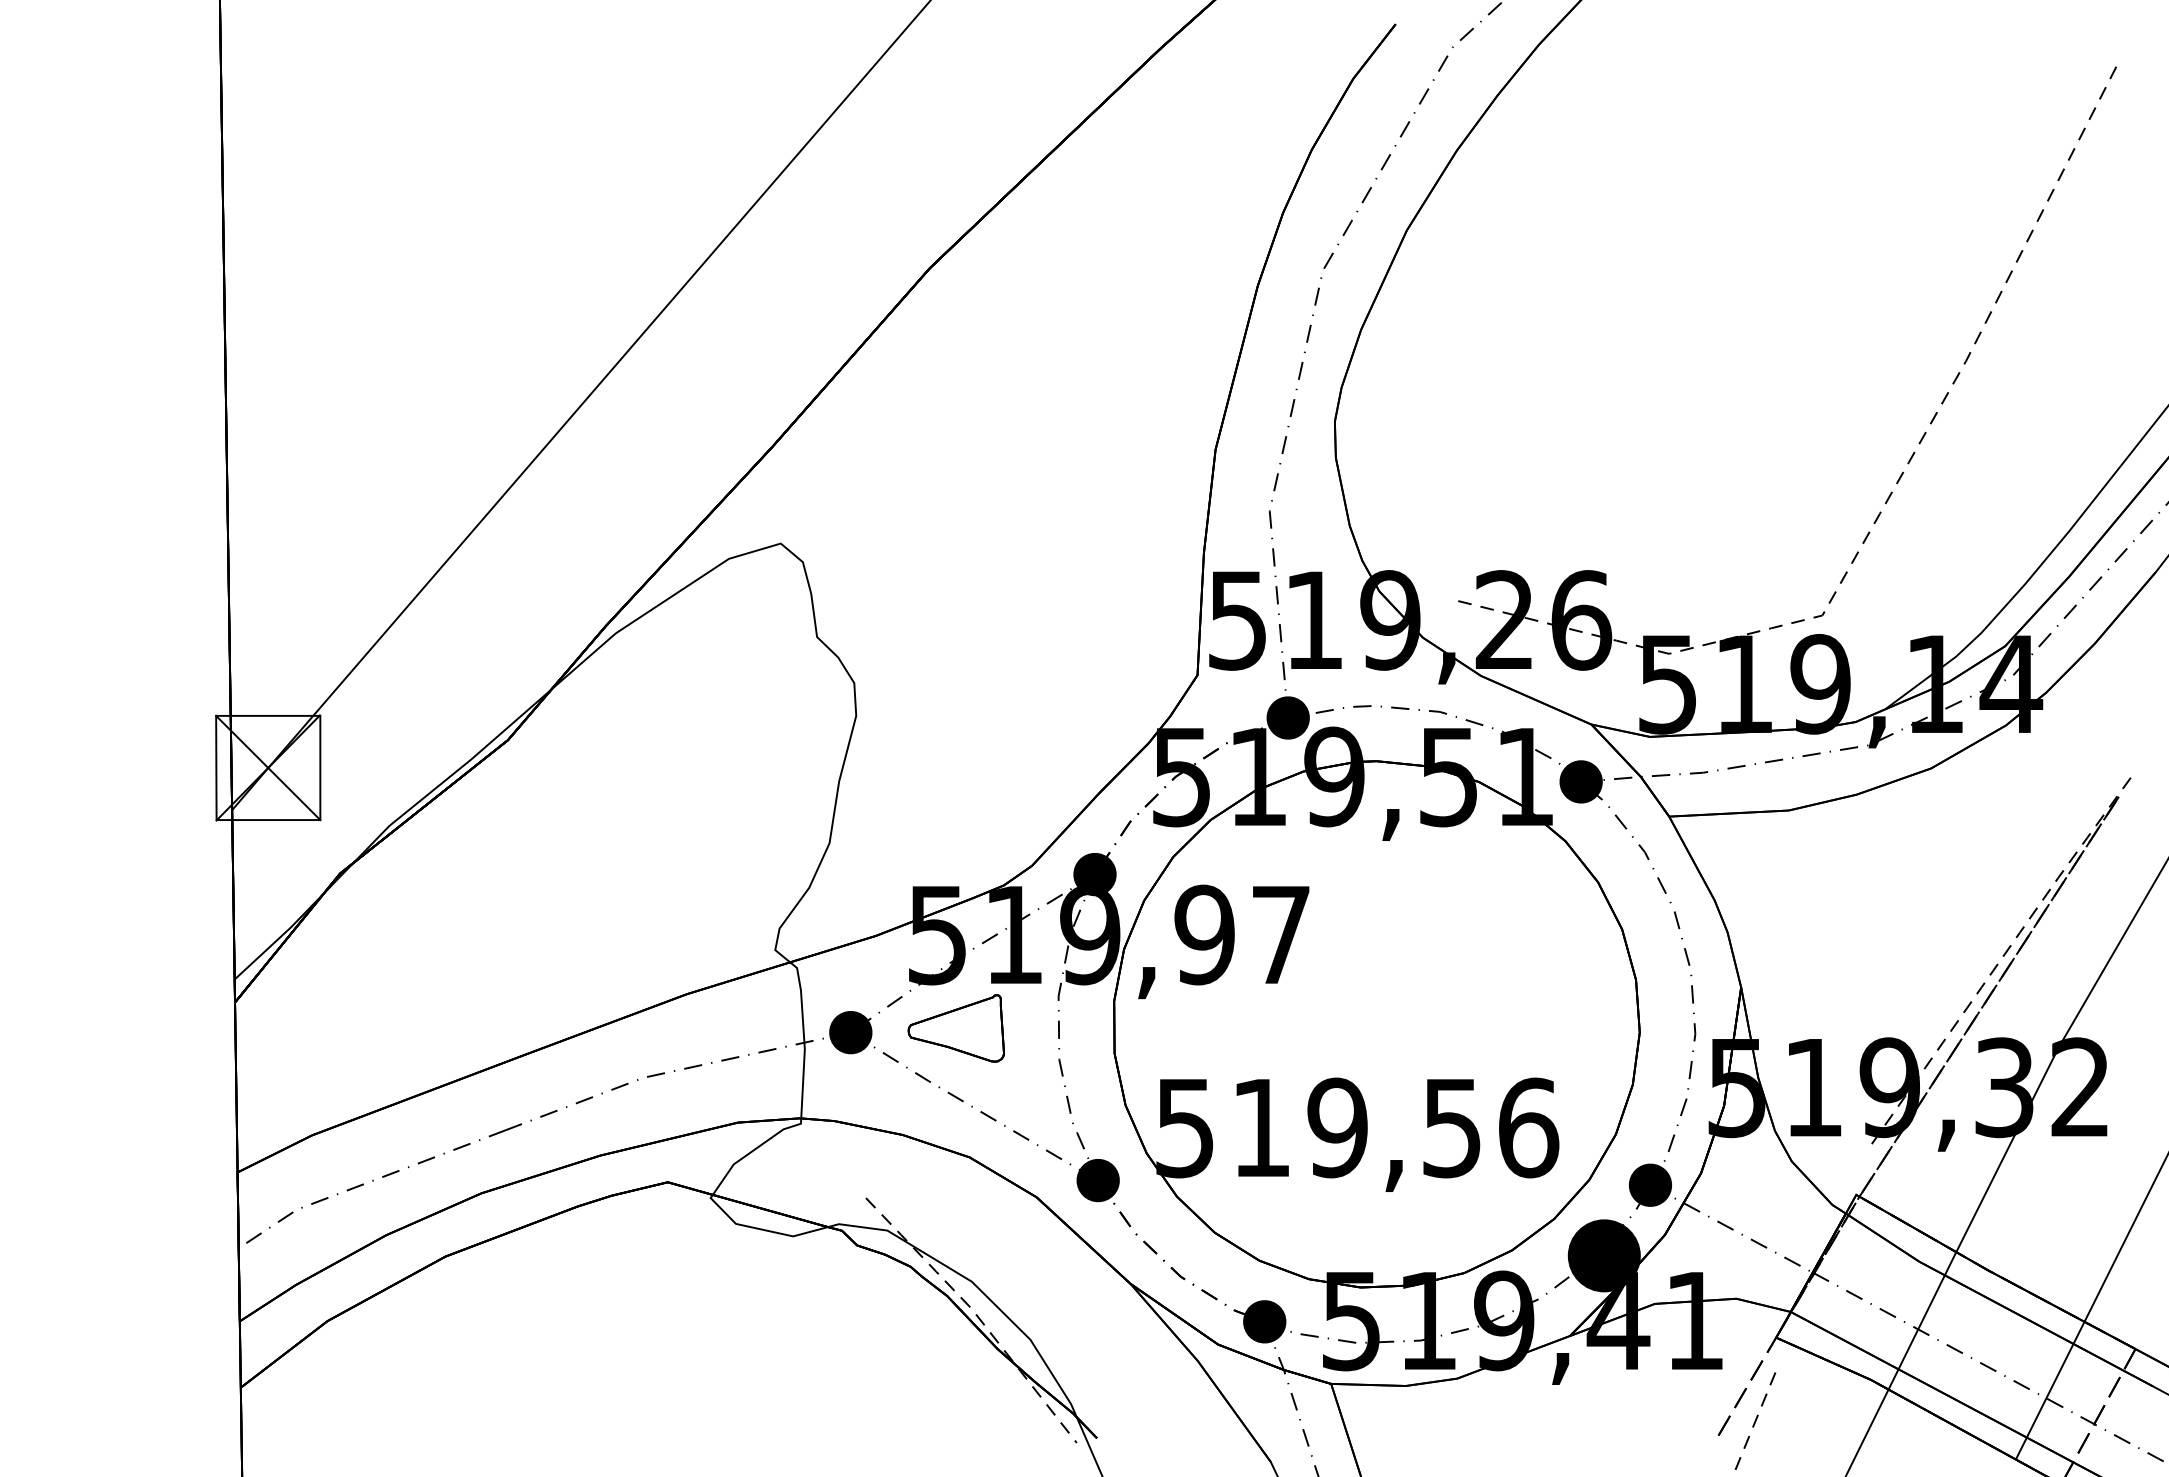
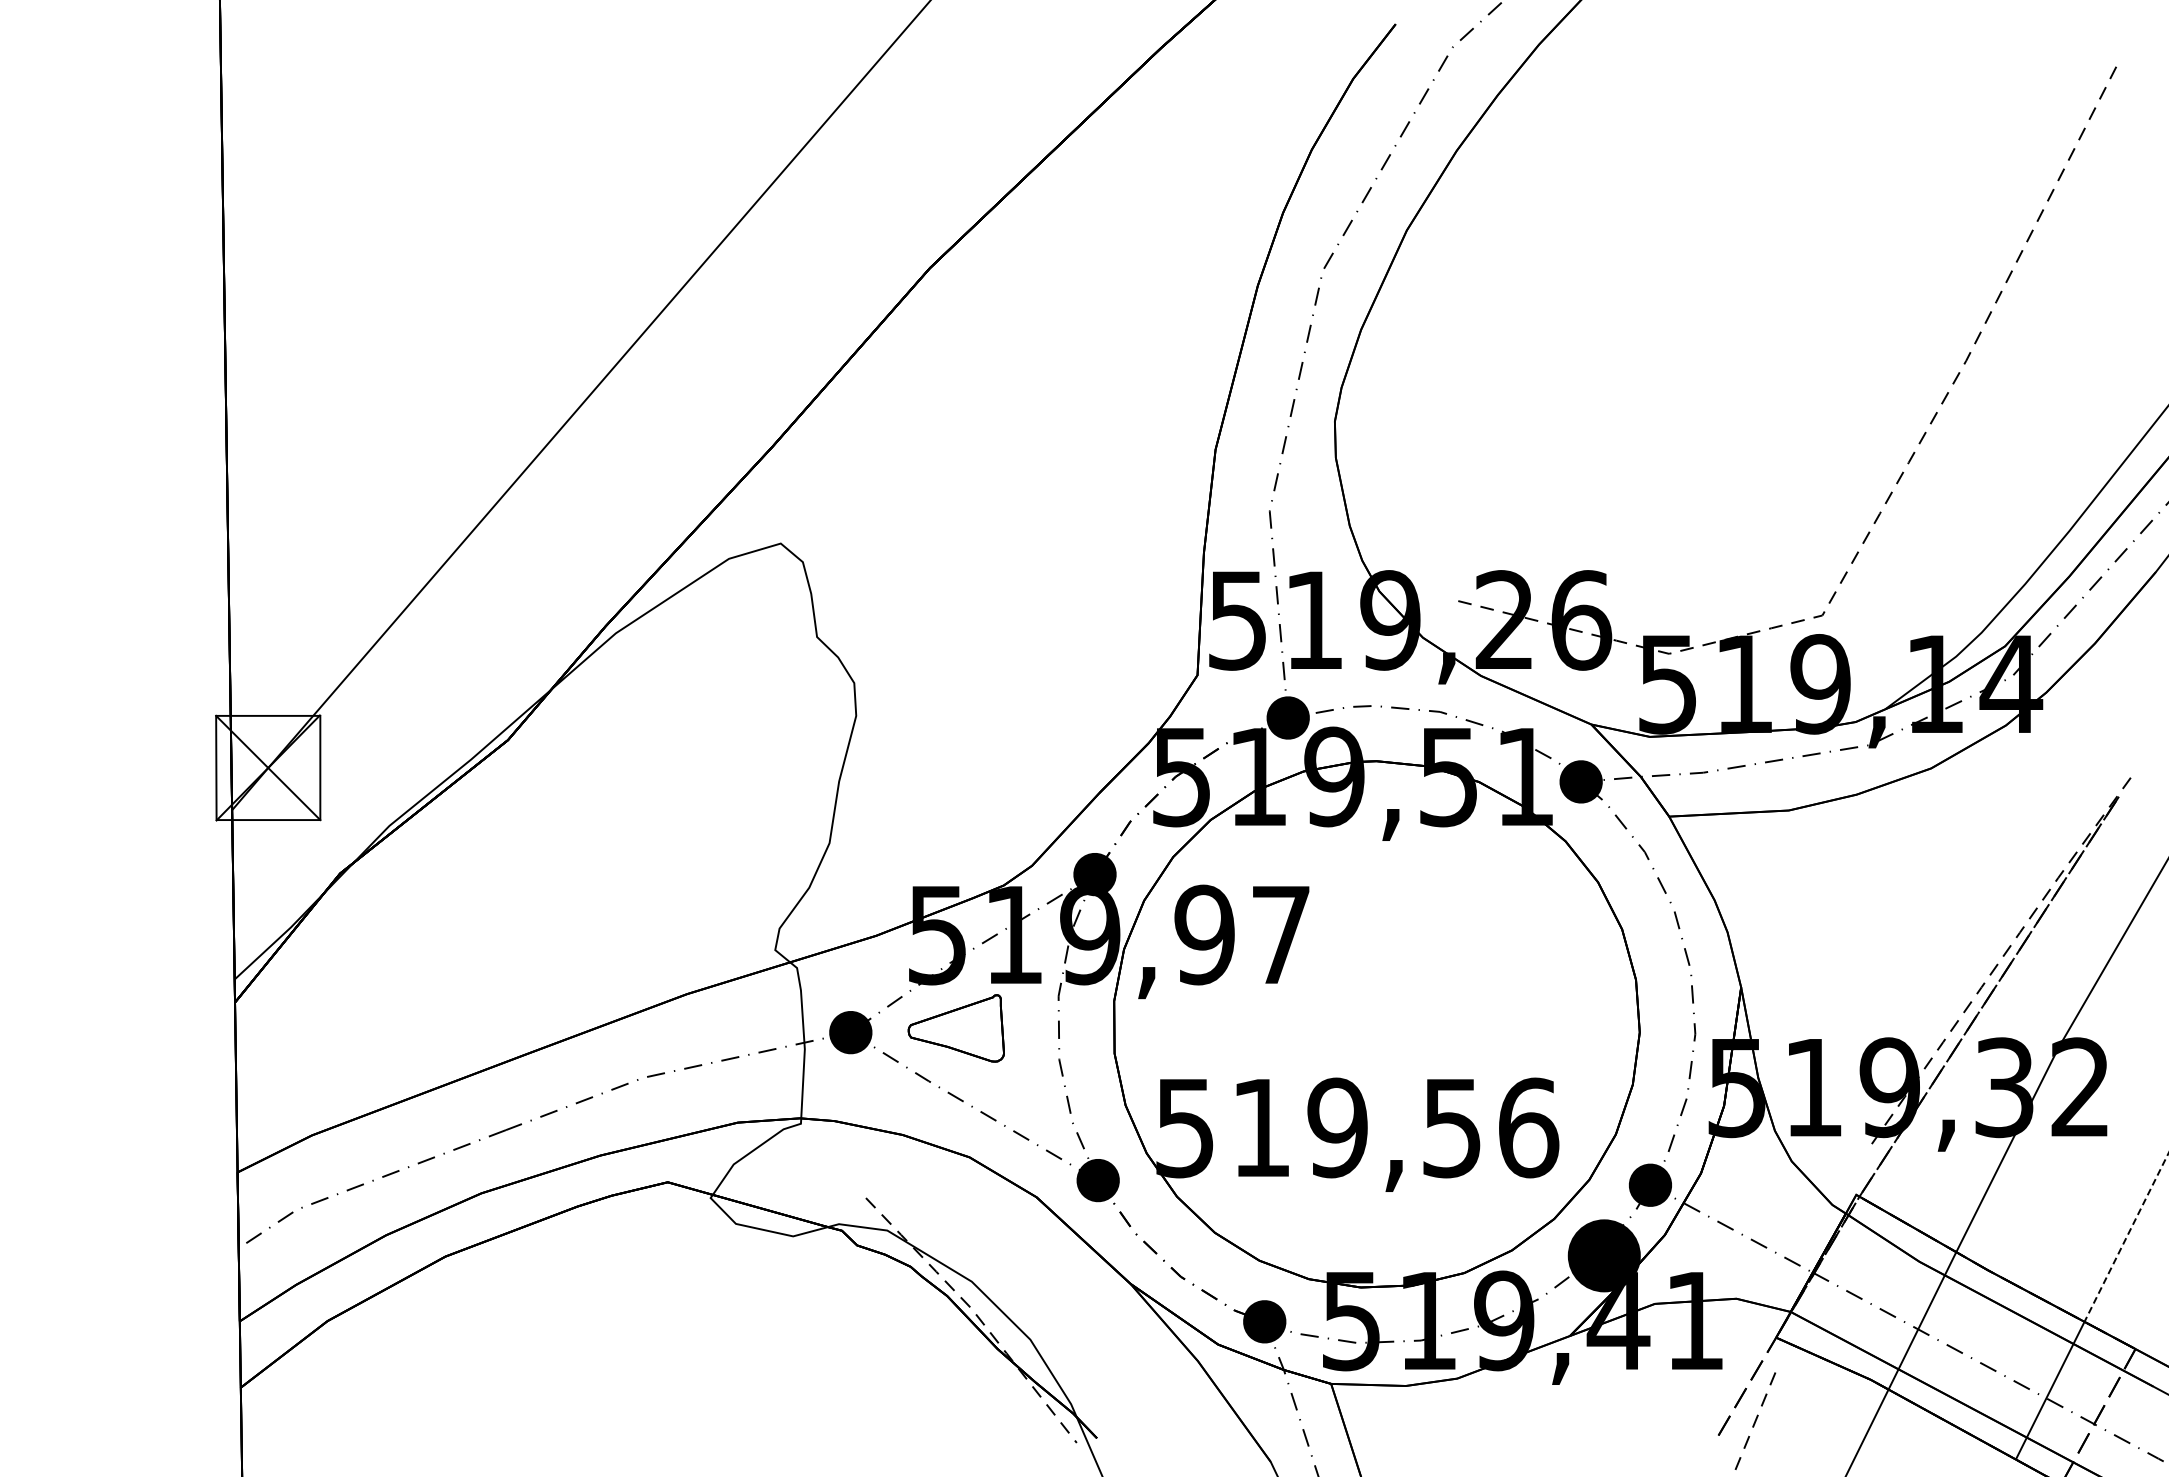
line: solid -> dashed (2126, 1237)
